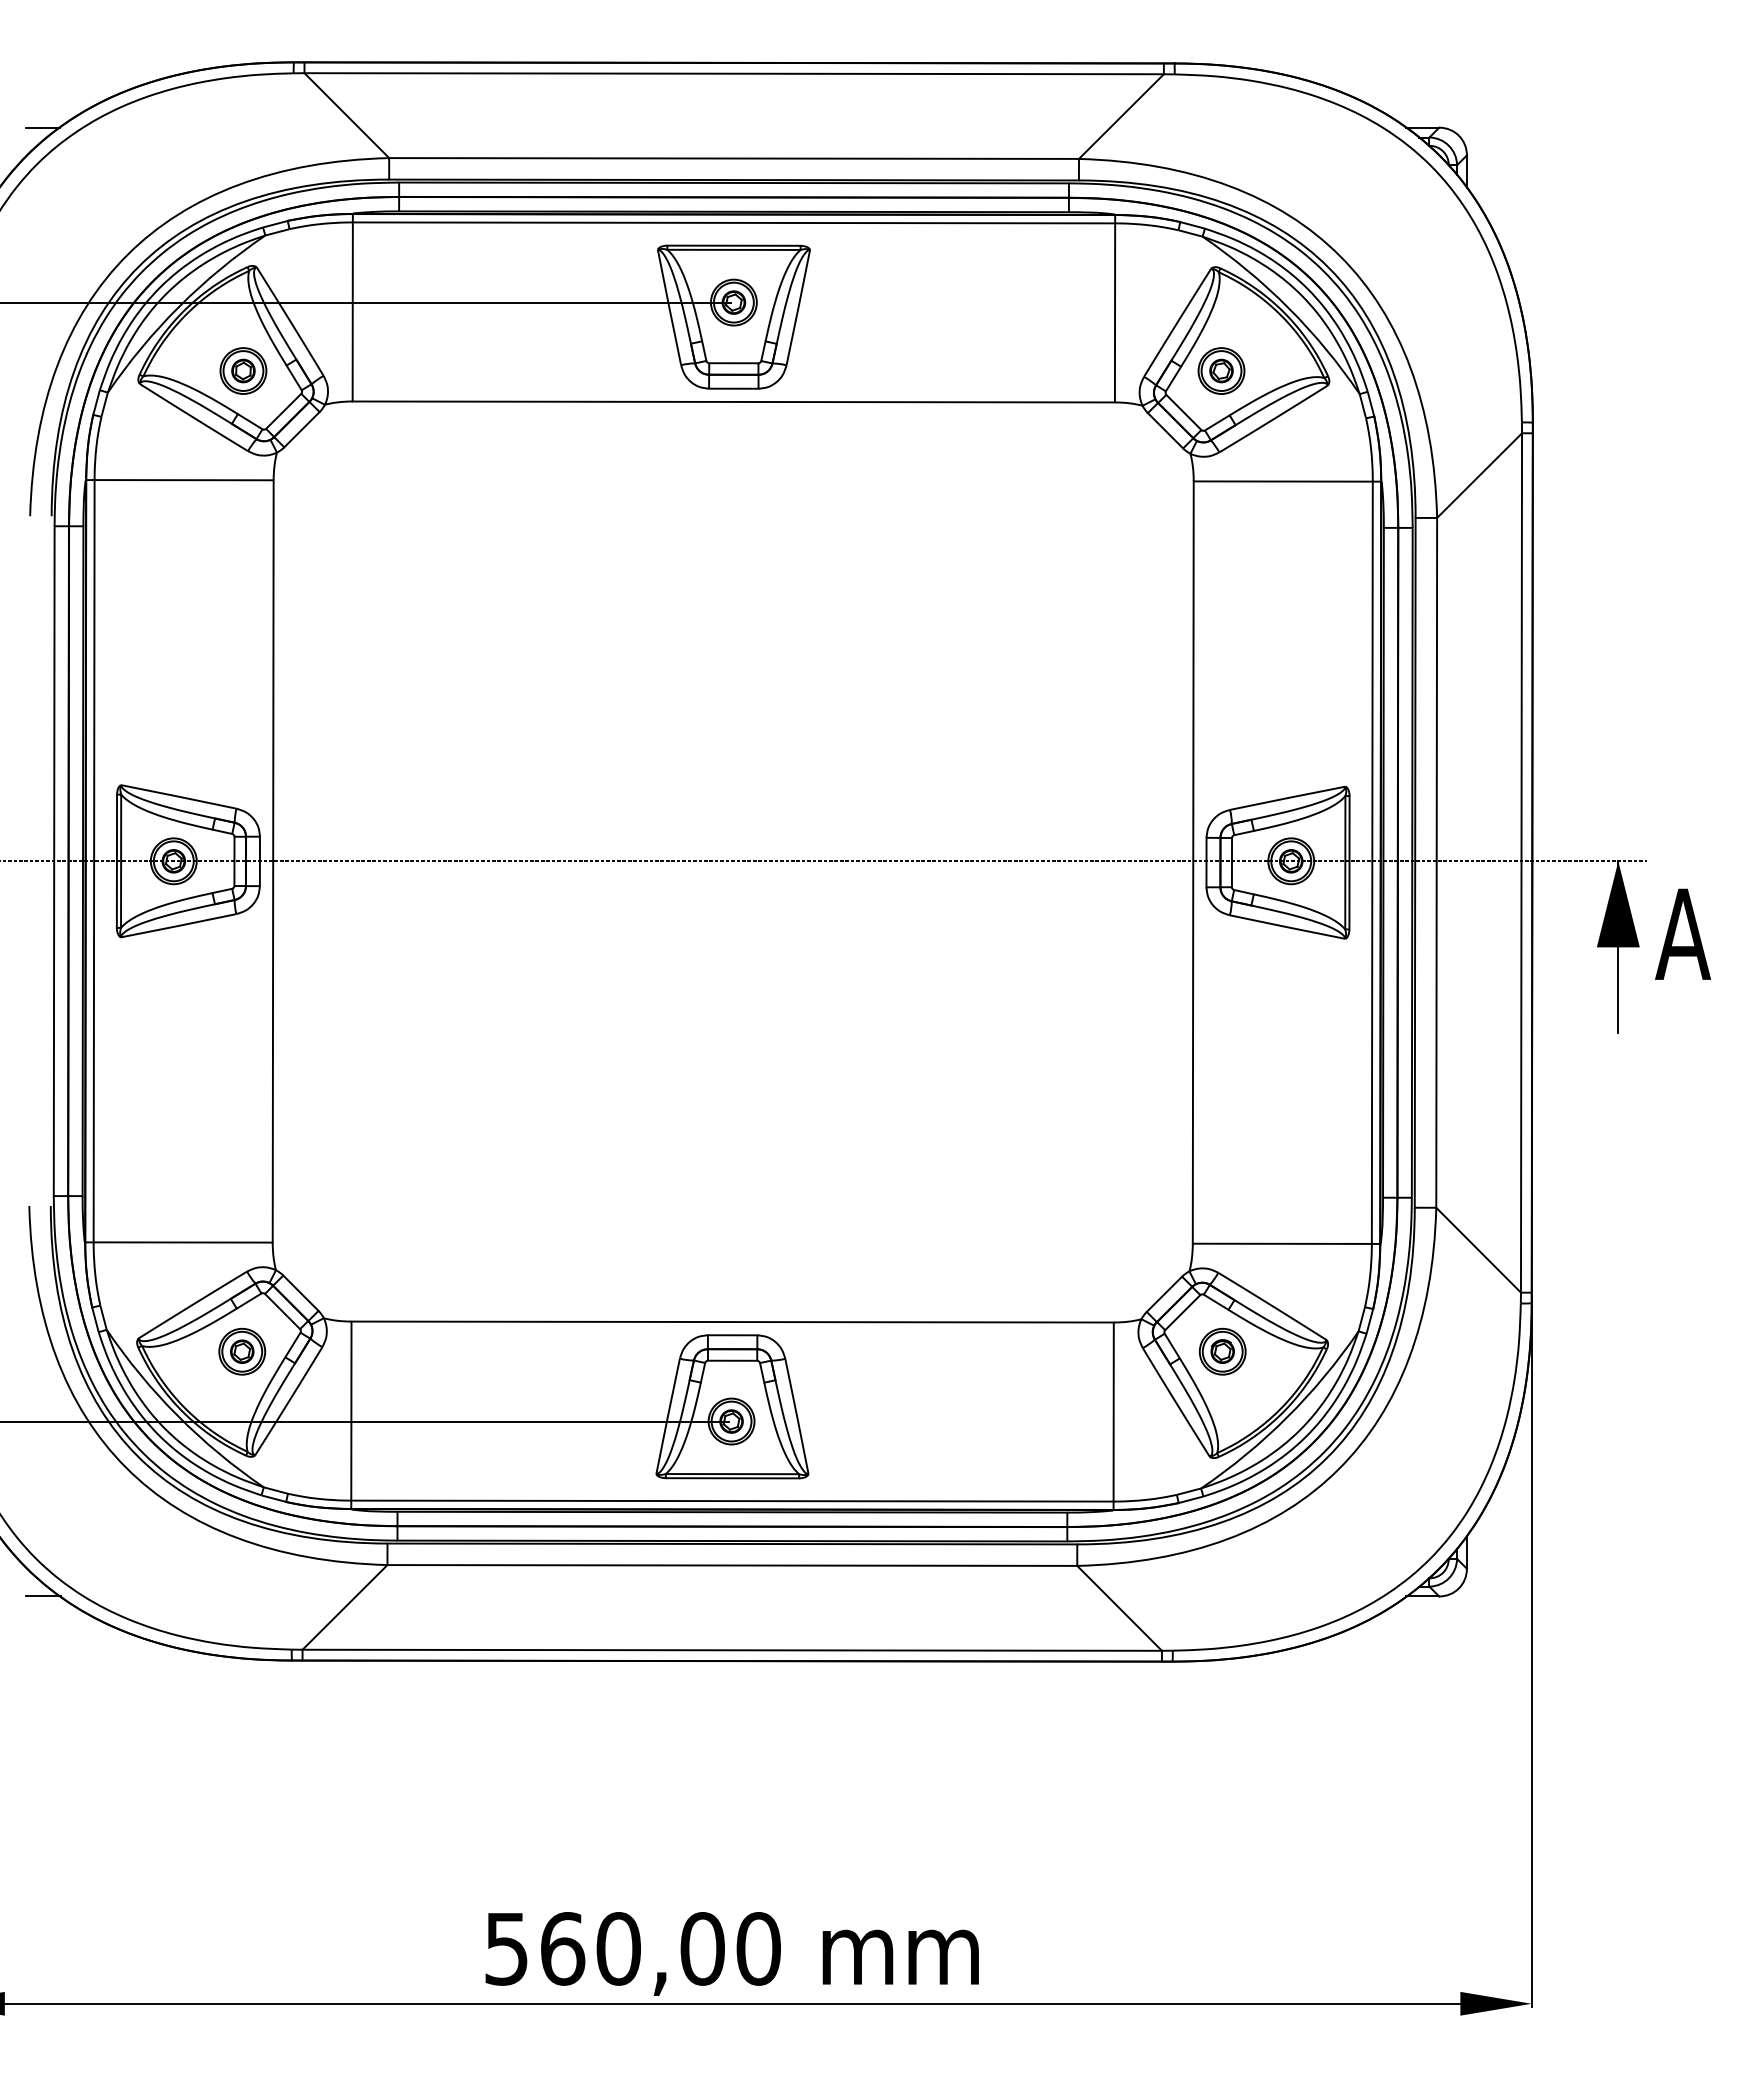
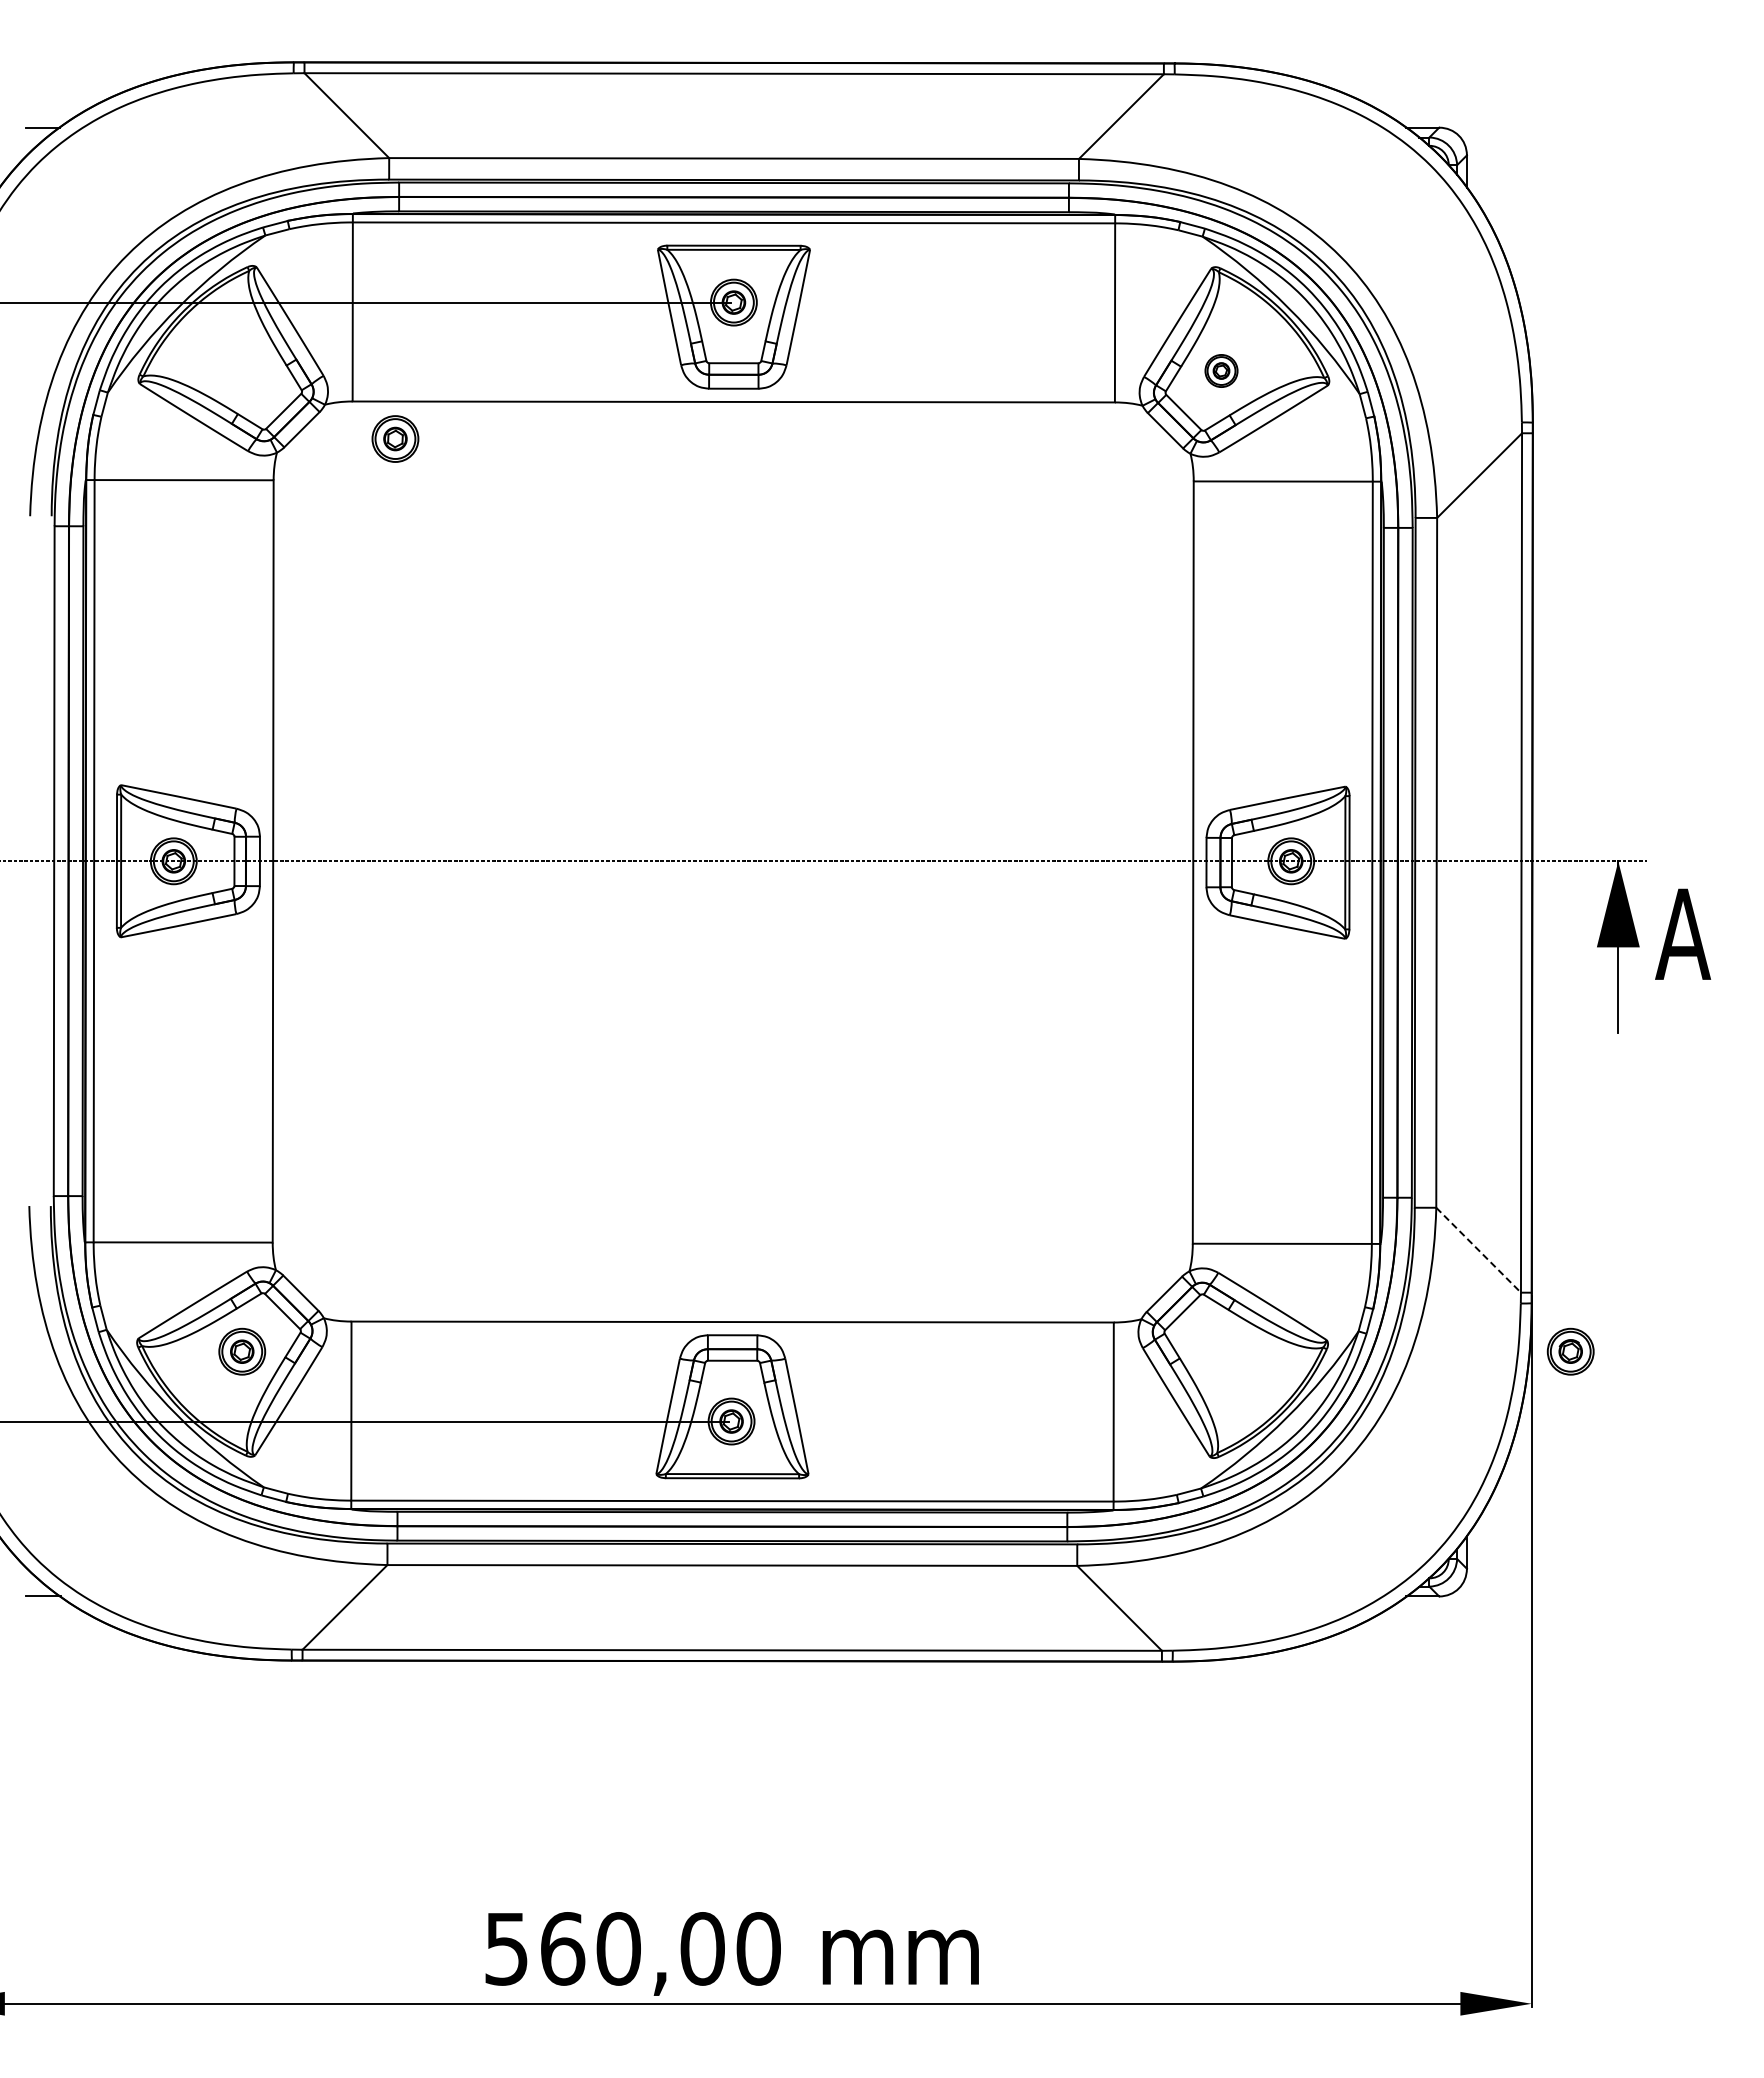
part position: (243, 370) -> (395, 438) (395, 438)
part size: 49x48 px -> 35x34 px (1221, 370)
line: solid -> dashed (1478, 1250)
part position: (1222, 1351) -> (1570, 1351) (1570, 1351)
